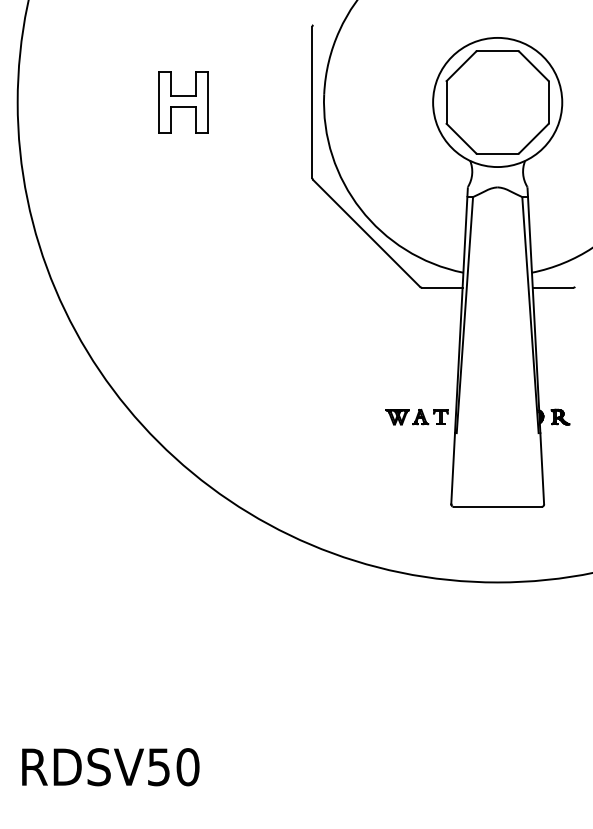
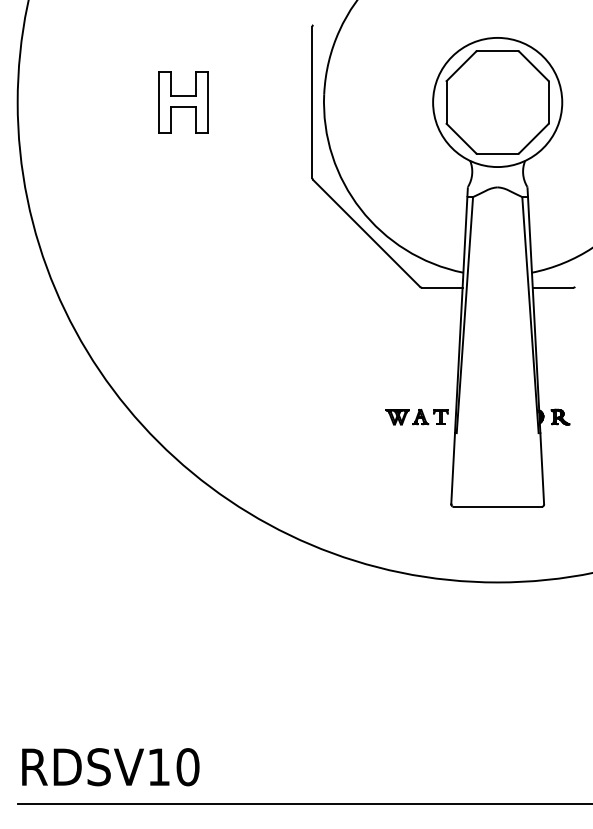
text: RDSV50 -> RDSV10 (158, 767)
line: none -> present (303, 804)
